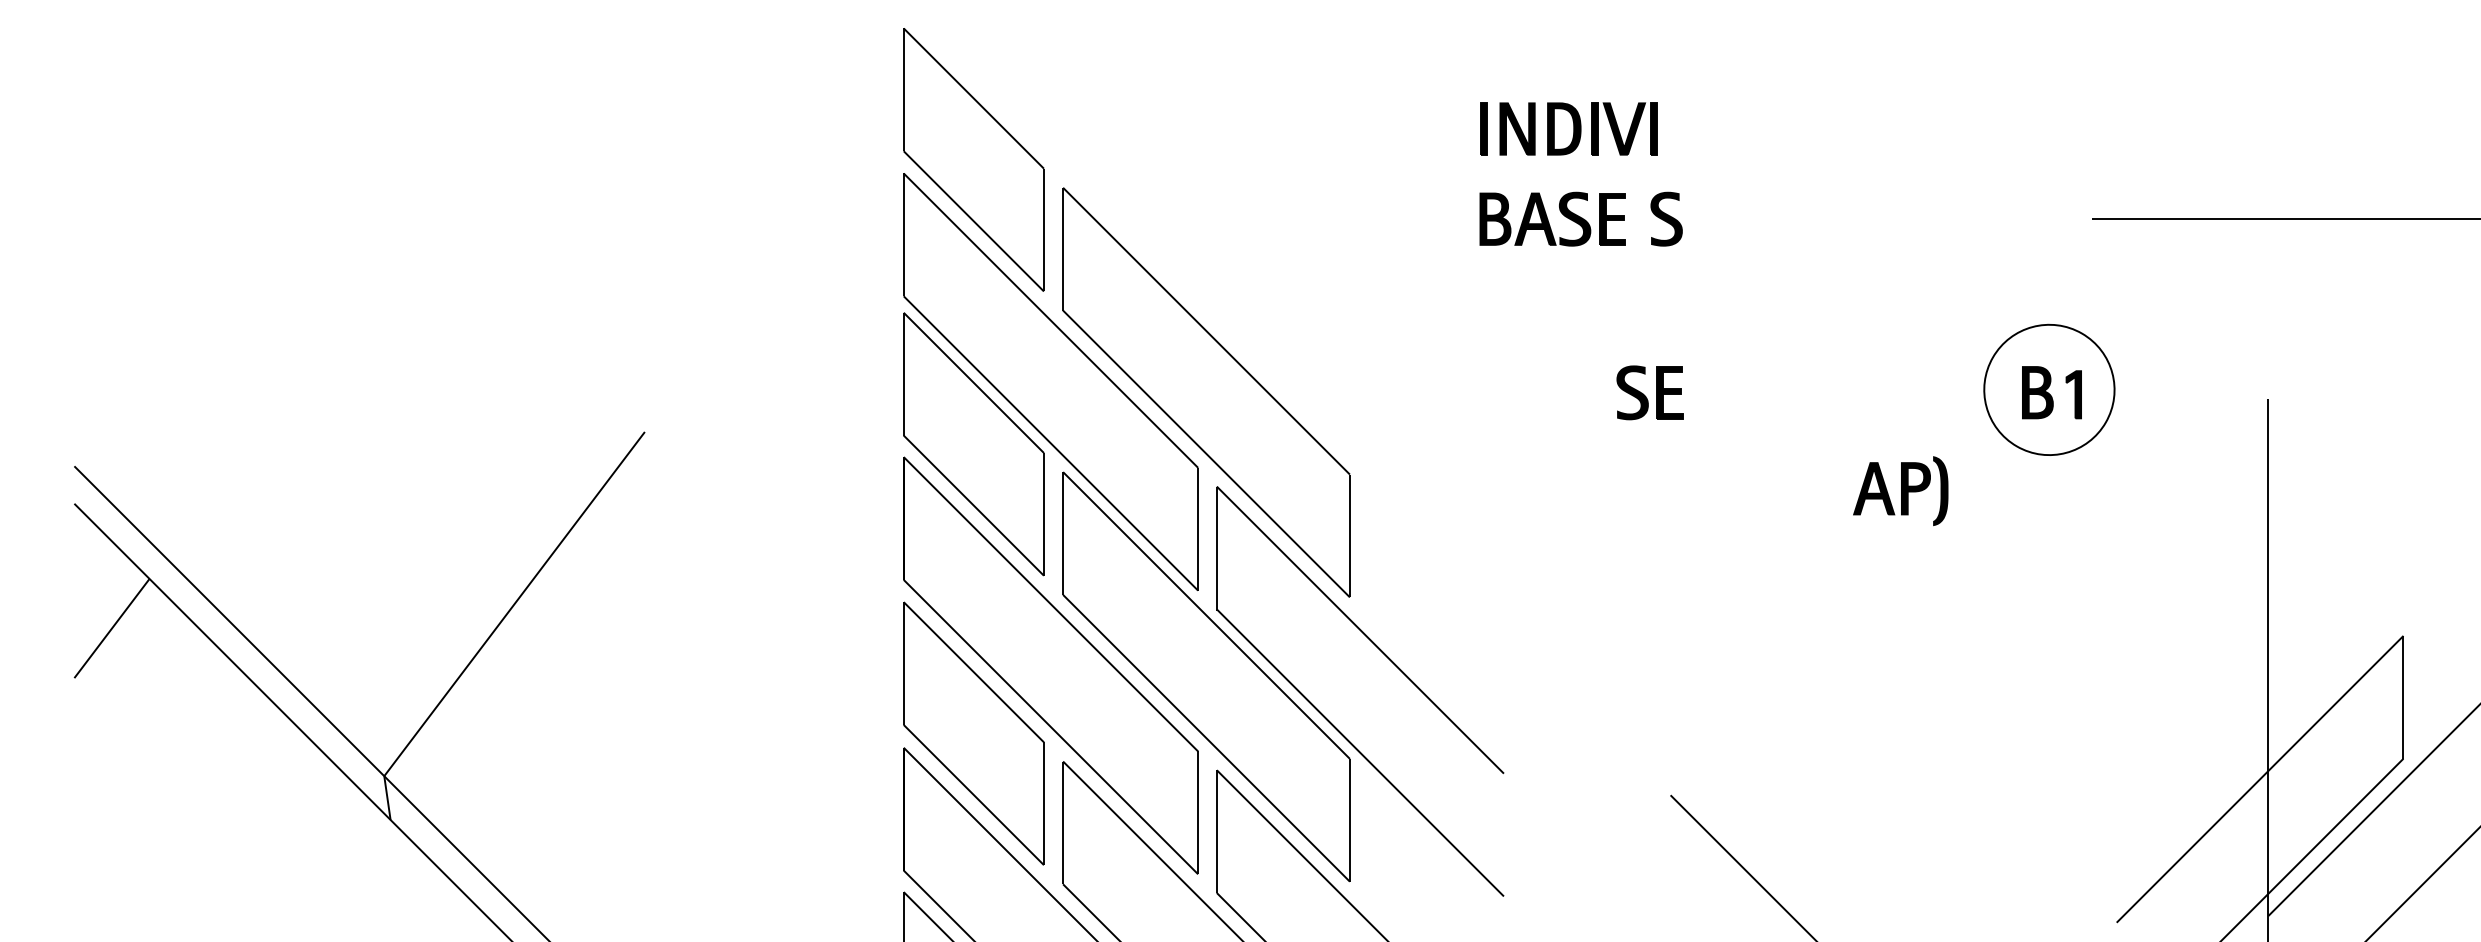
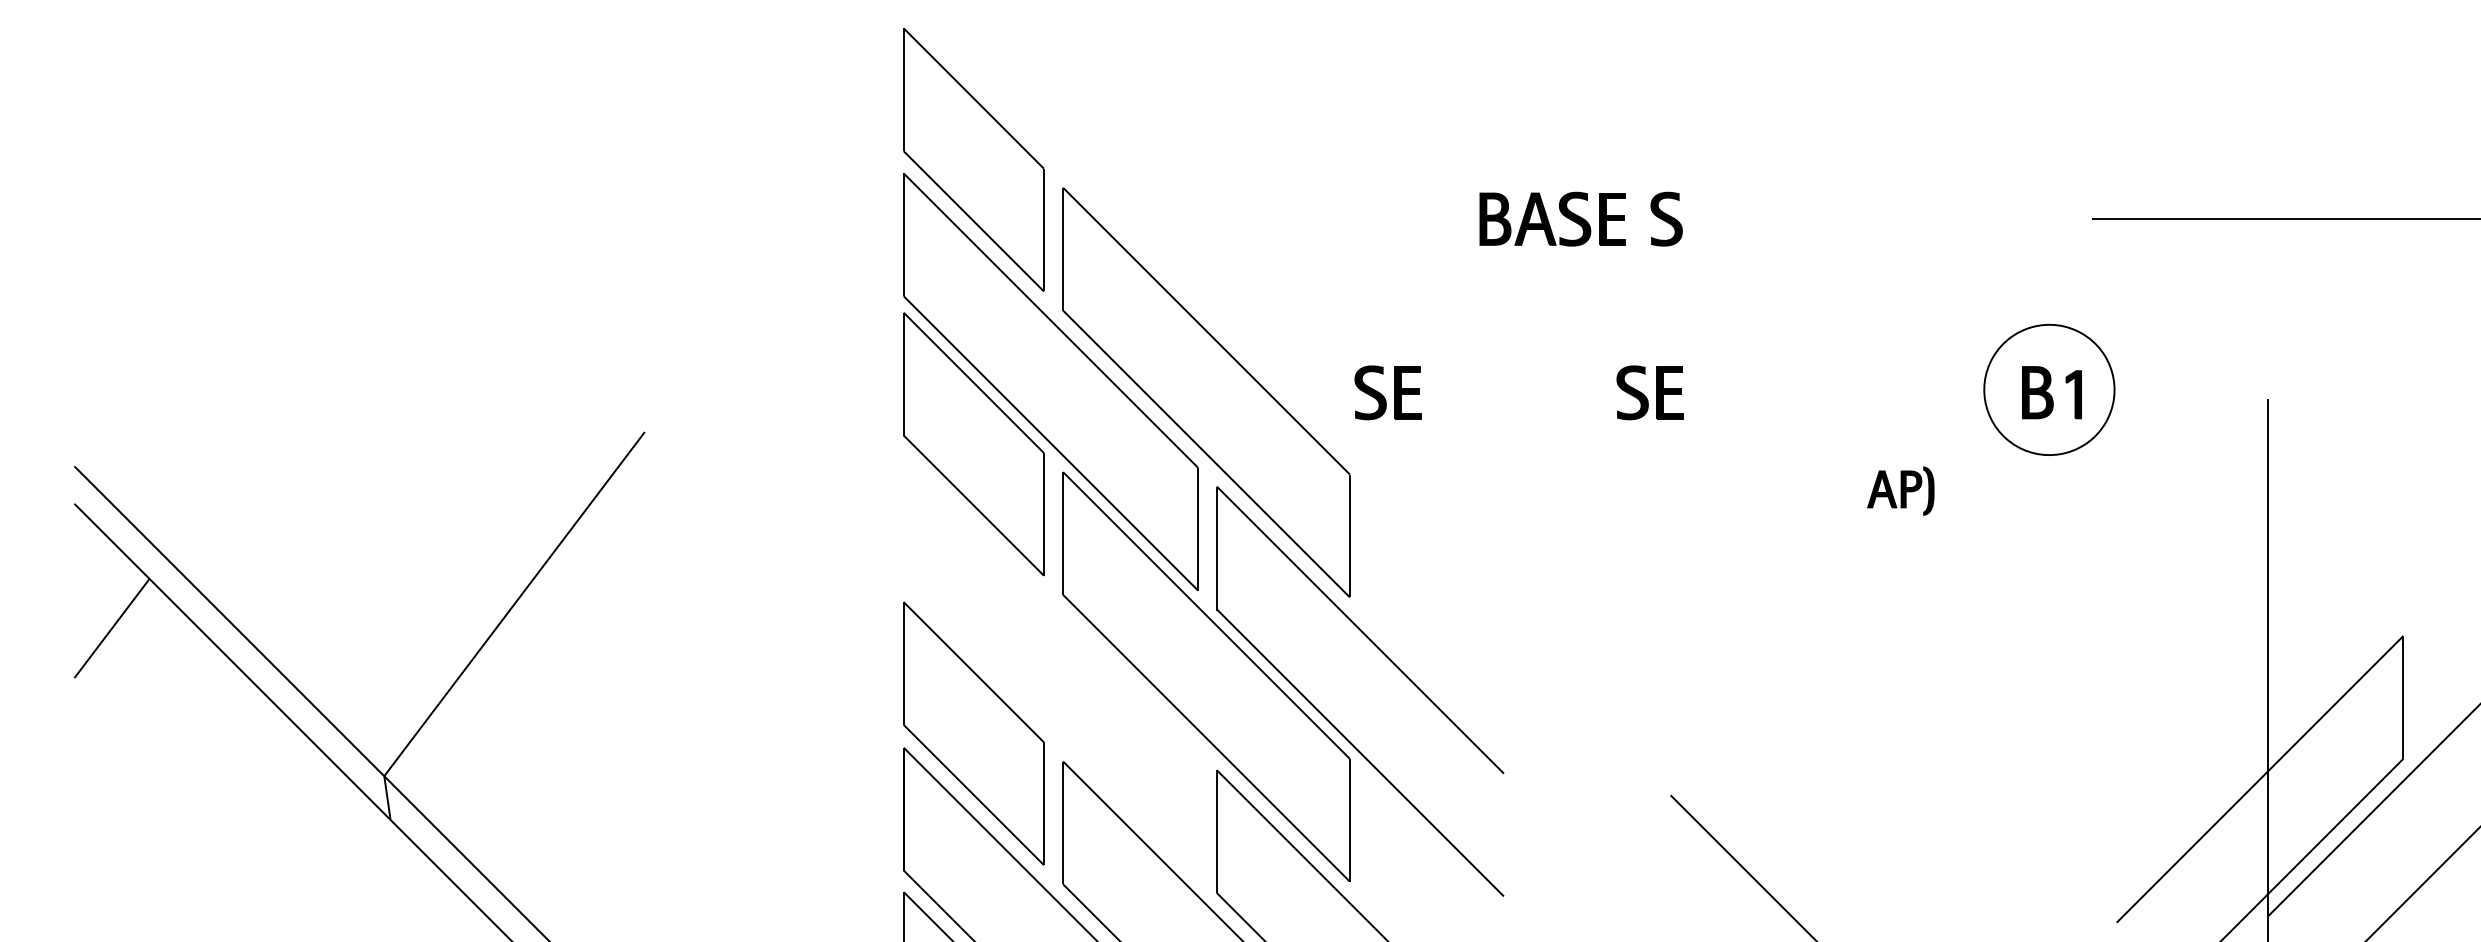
part: present -> none (1568, 128)
part: none -> present (1387, 392)
part size: 96x70 px -> 68x50 px (1900, 490)
part: present -> none (1050, 665)
